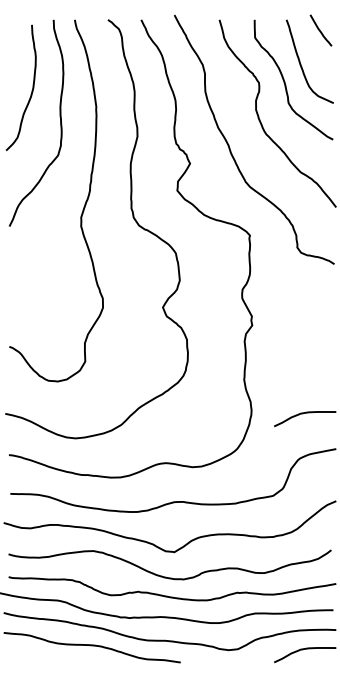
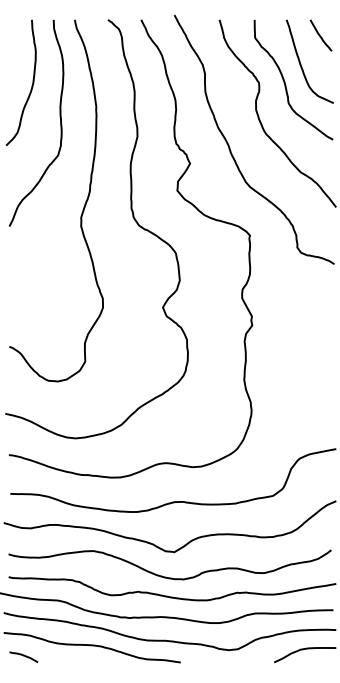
curve position: (320, 30) -> (320, 35) (320, 35)
curve position: (31, 90) -> (31, 85) (31, 85)
curve: present -> none (303, 414)
curve: none -> present (23, 656)
